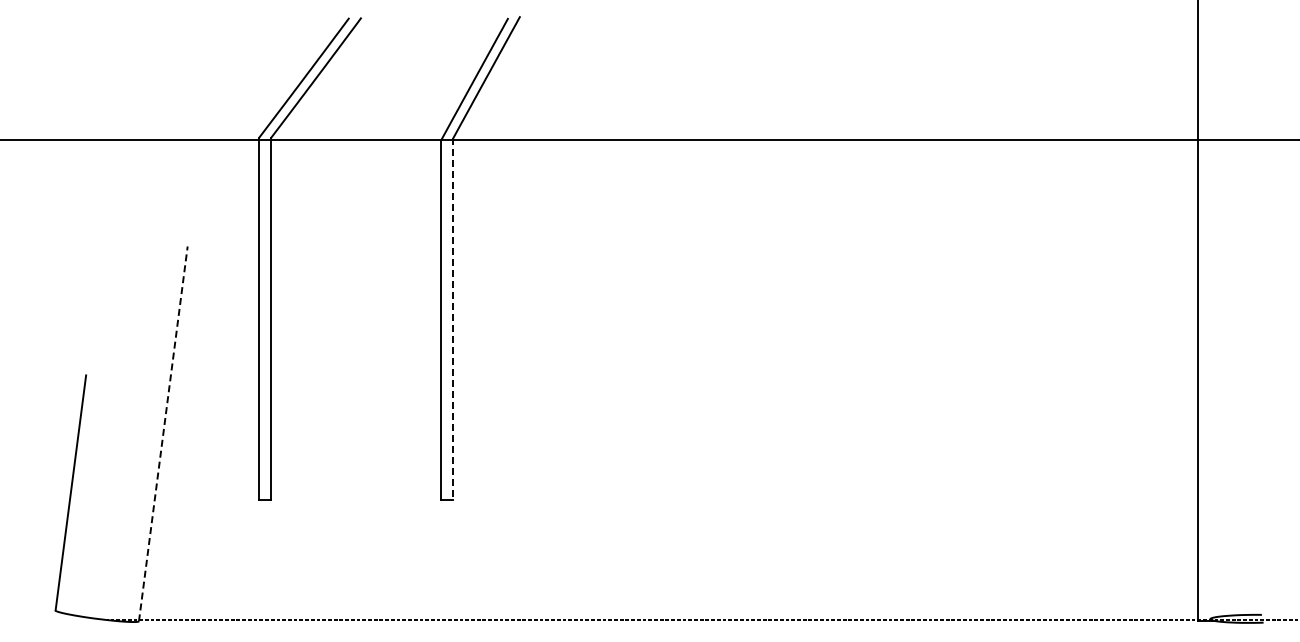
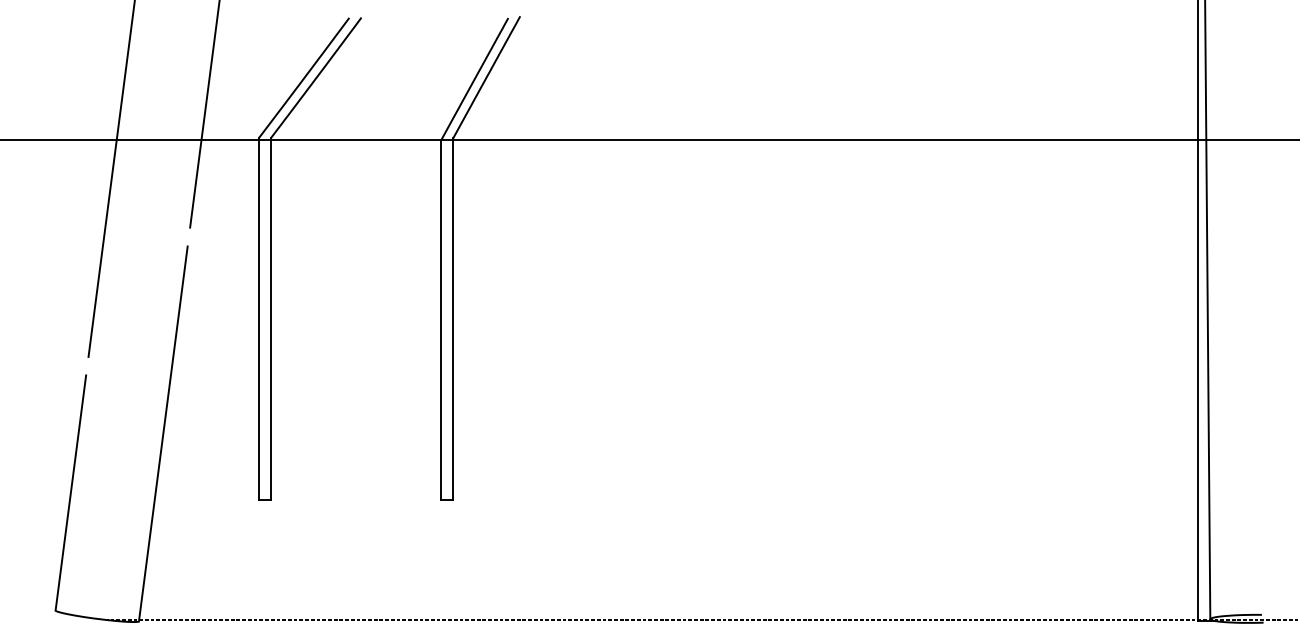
line: none -> present (204, 114)
line: none -> present (111, 179)
line: none -> present (1207, 310)
line: dashed -> solid (453, 319)
line: dashed -> solid (163, 433)
